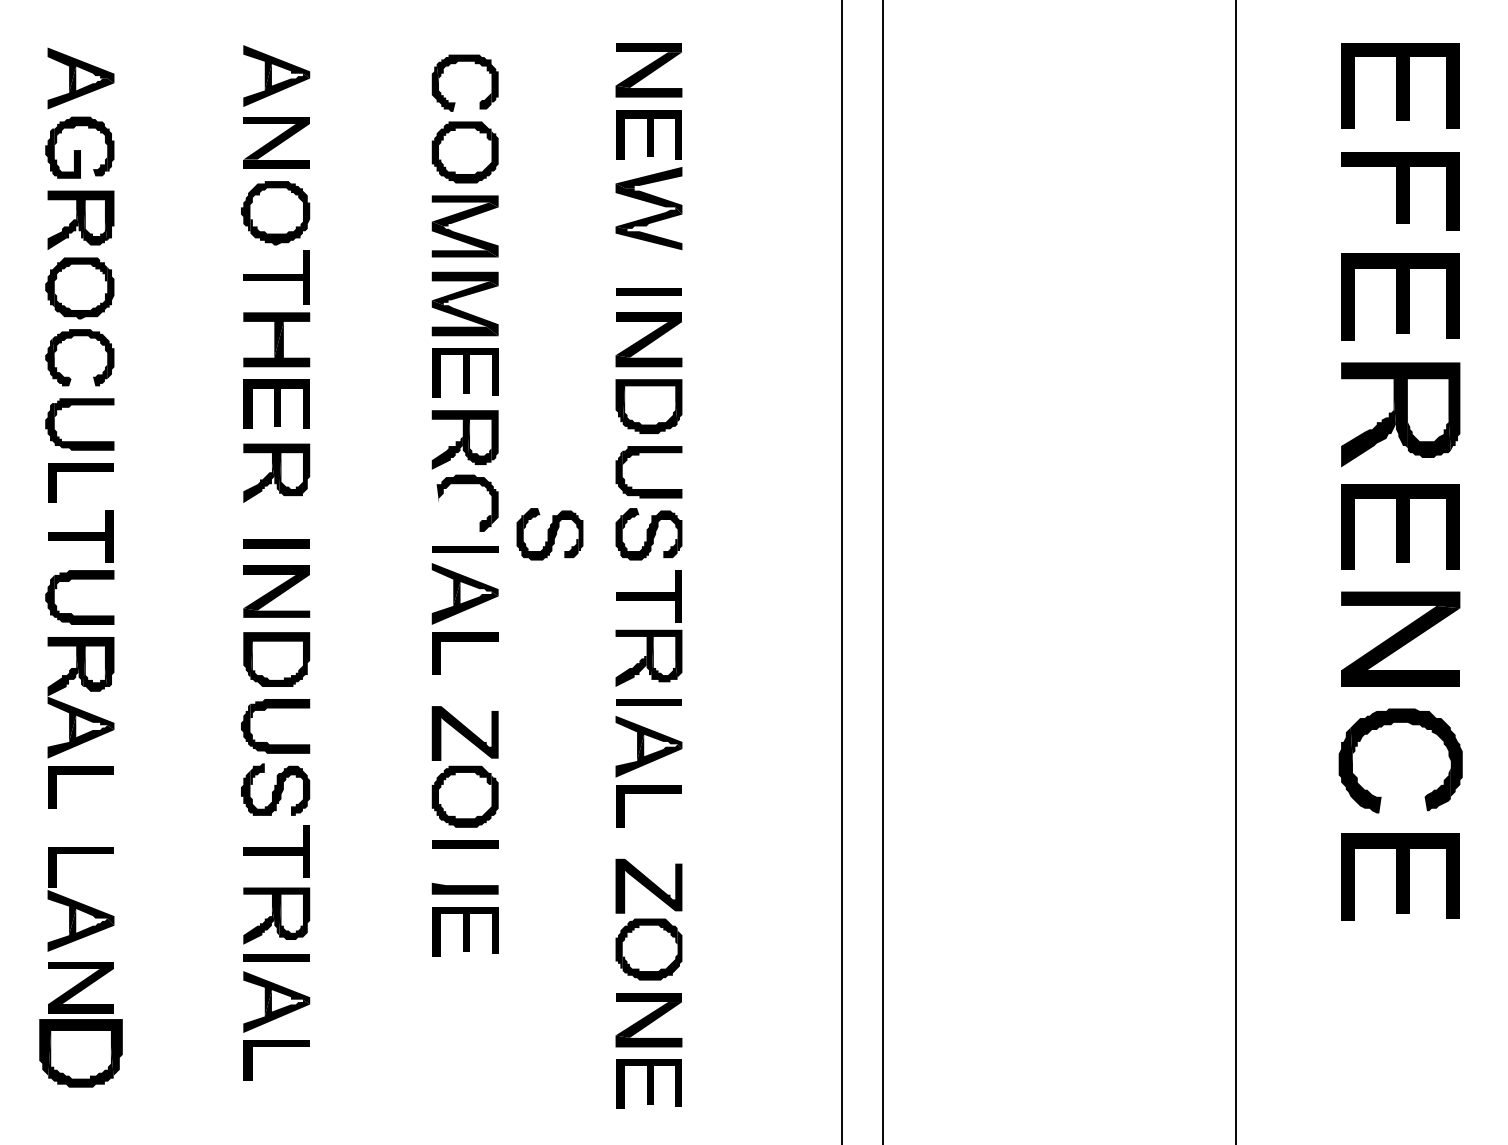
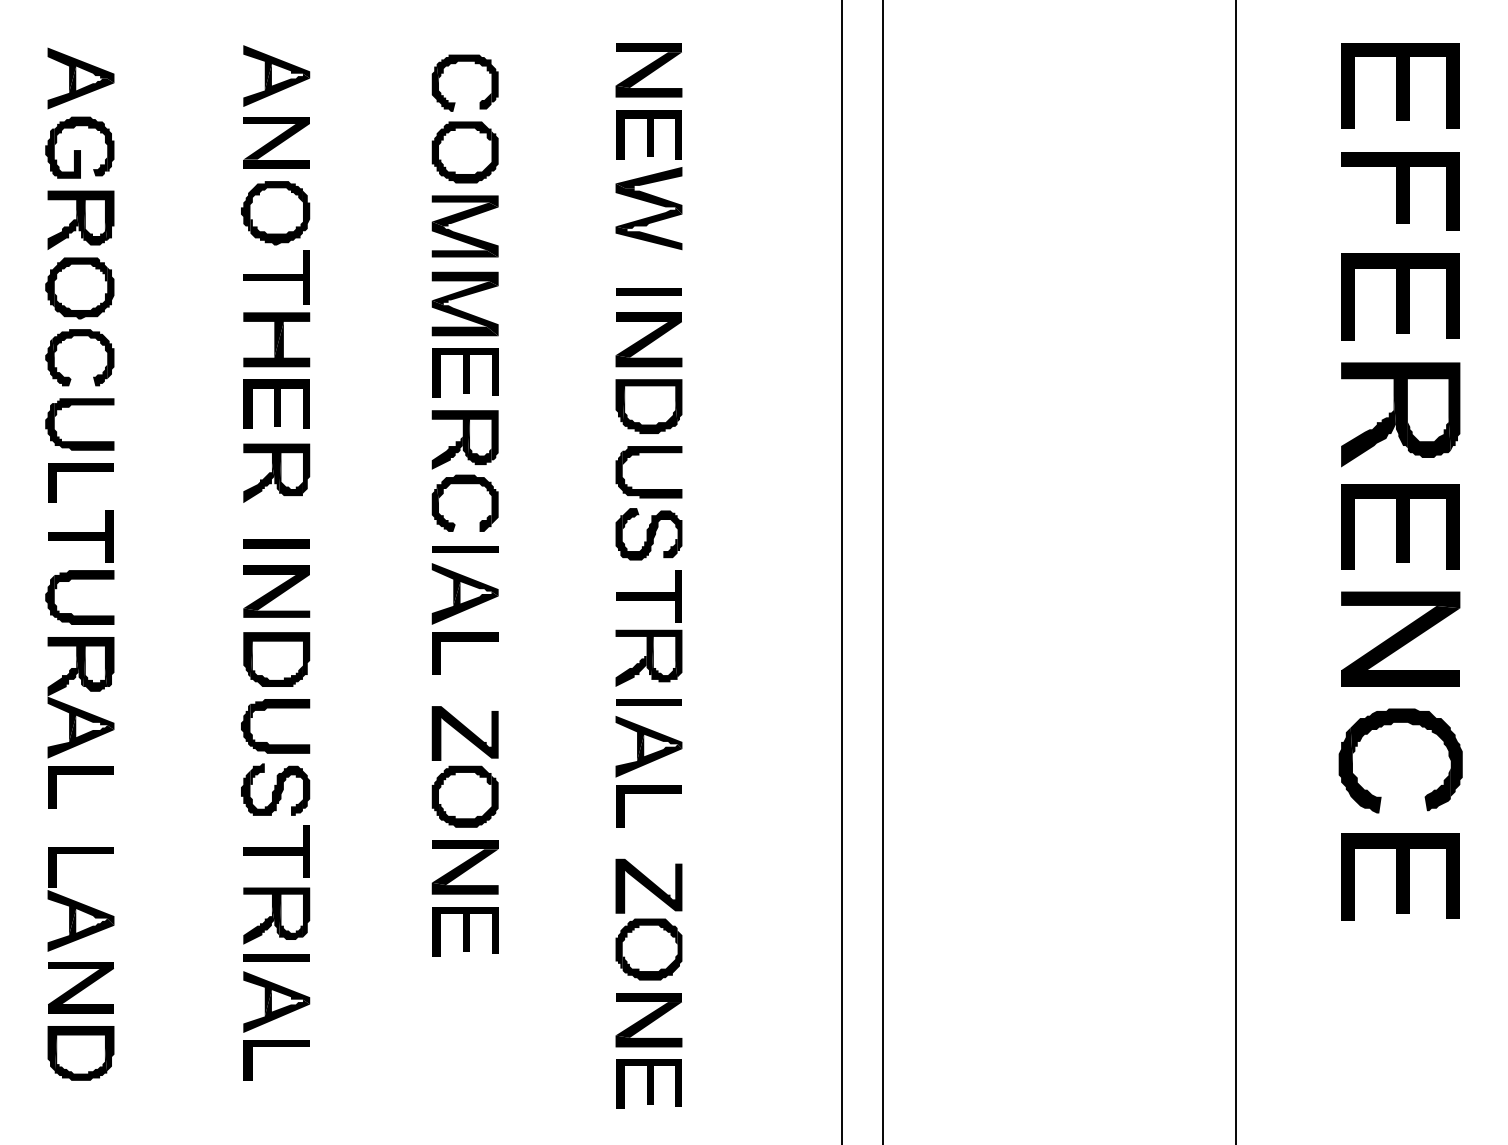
fill: none -> present (443, 507)
part: present -> none (549, 534)
fill: none -> present (464, 867)
part size: 84x69 px -> 68x55 px (80, 1053)
